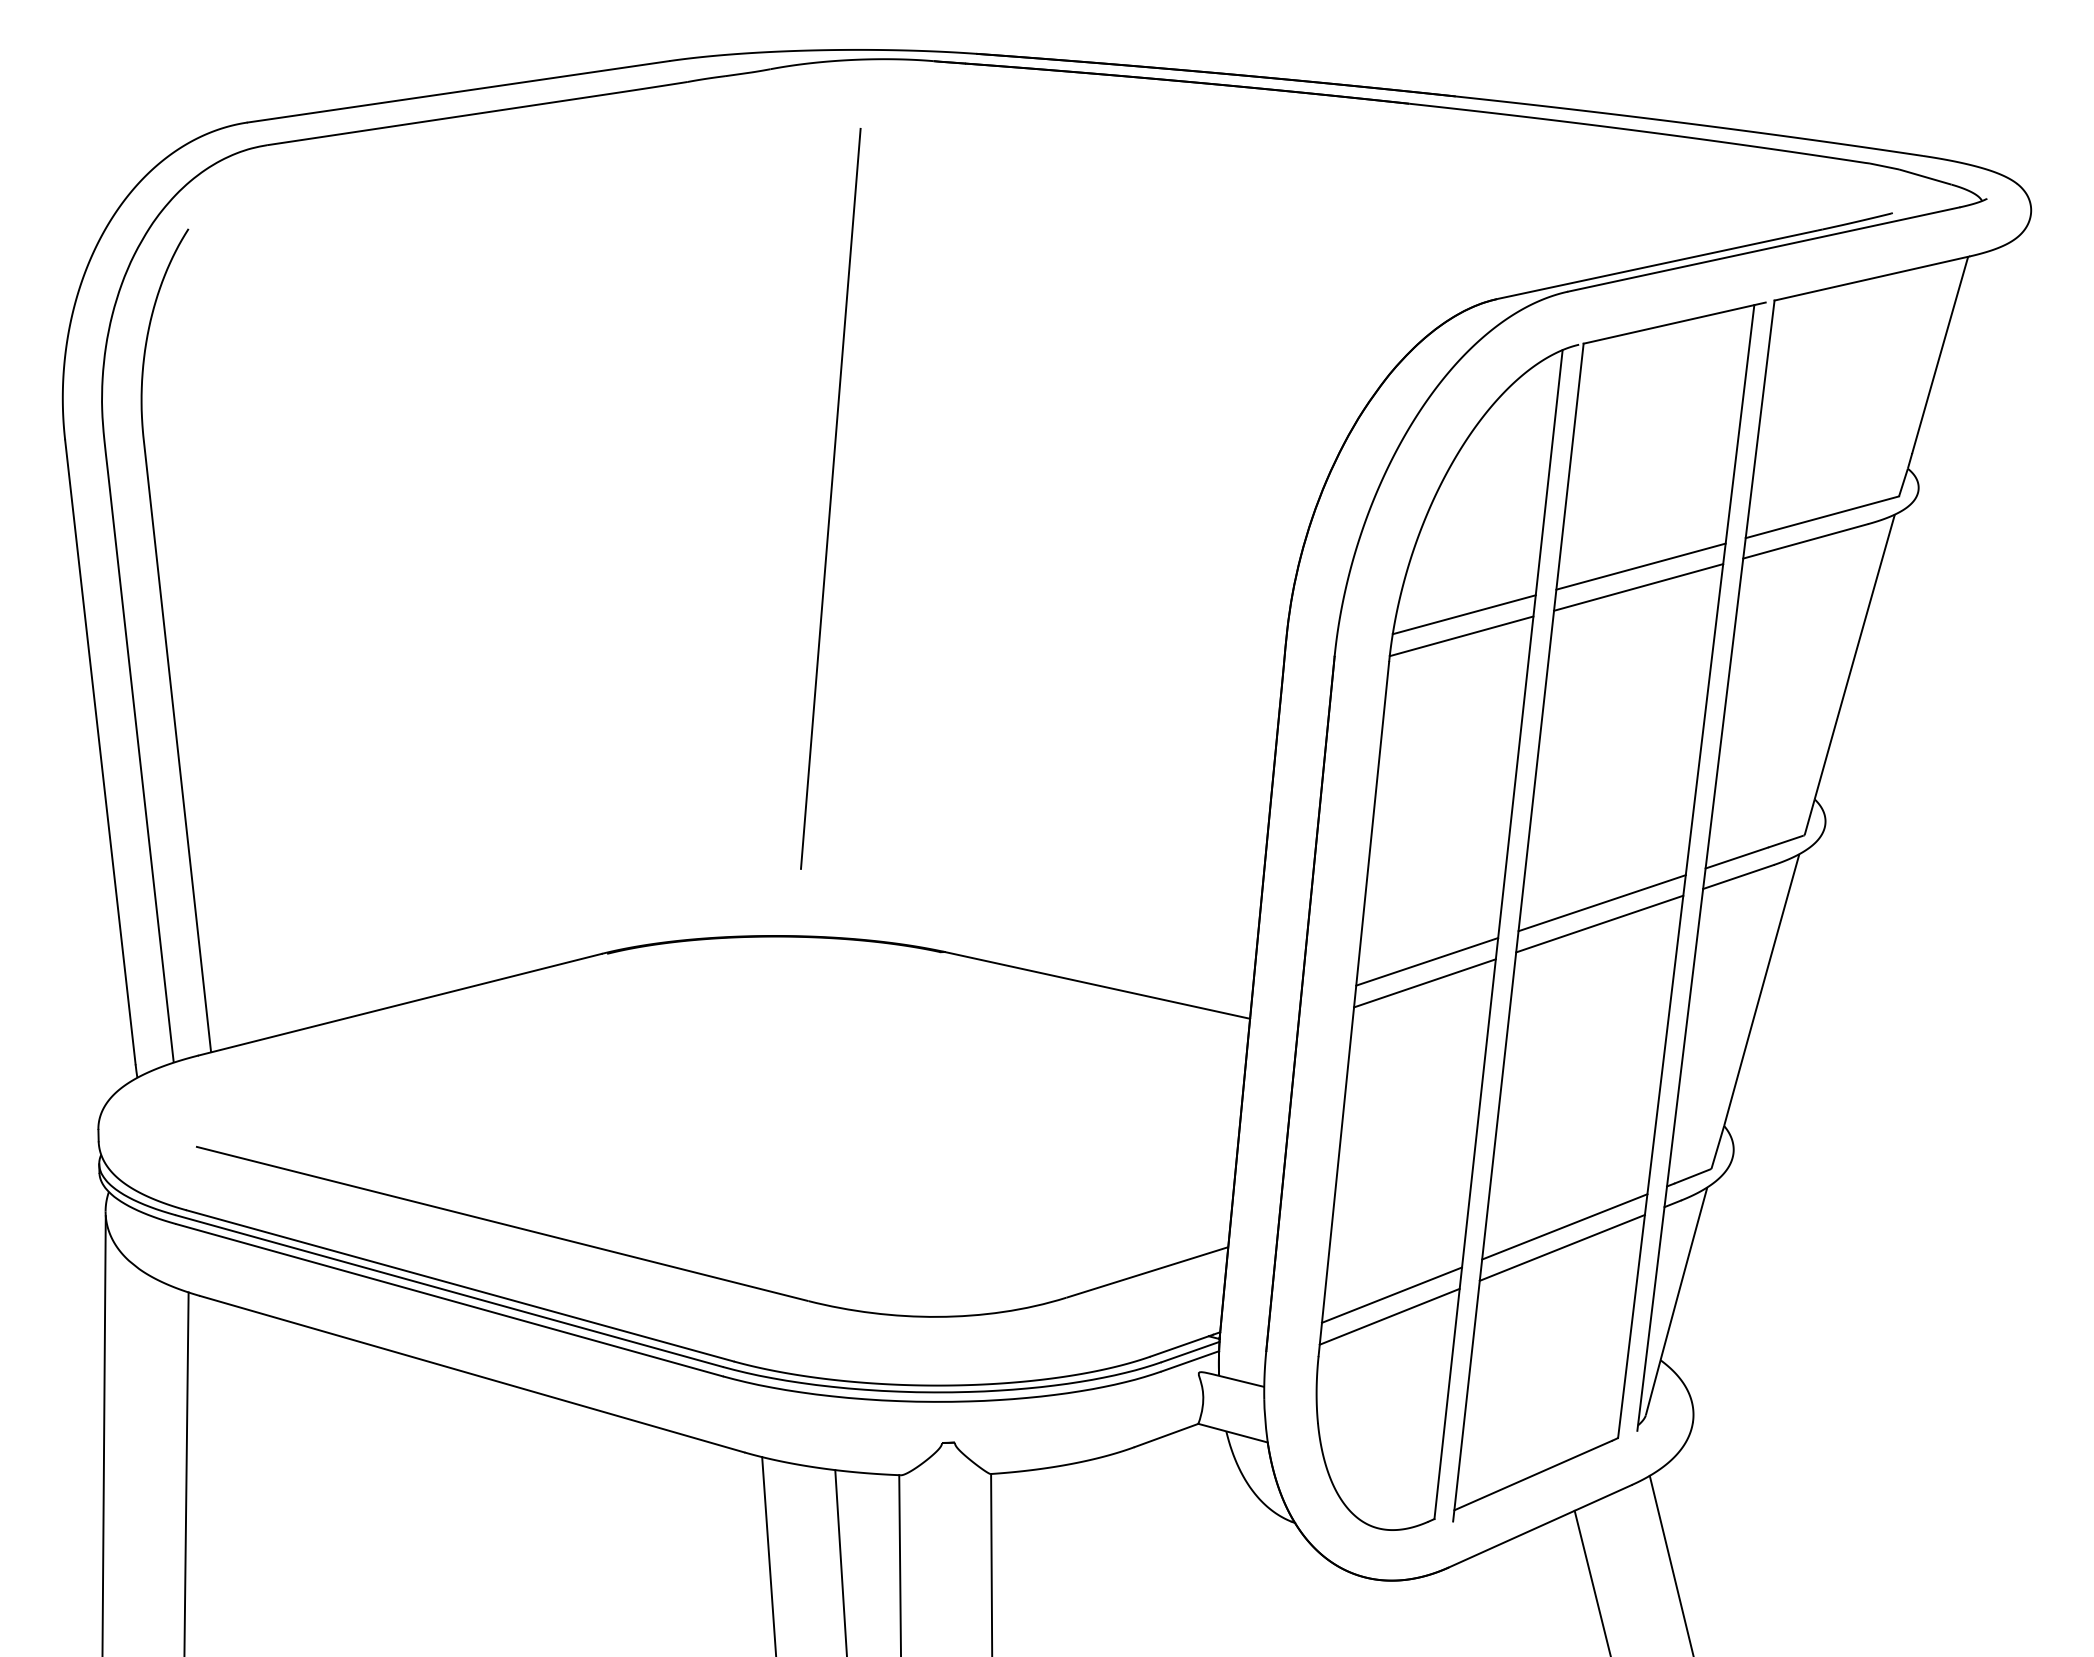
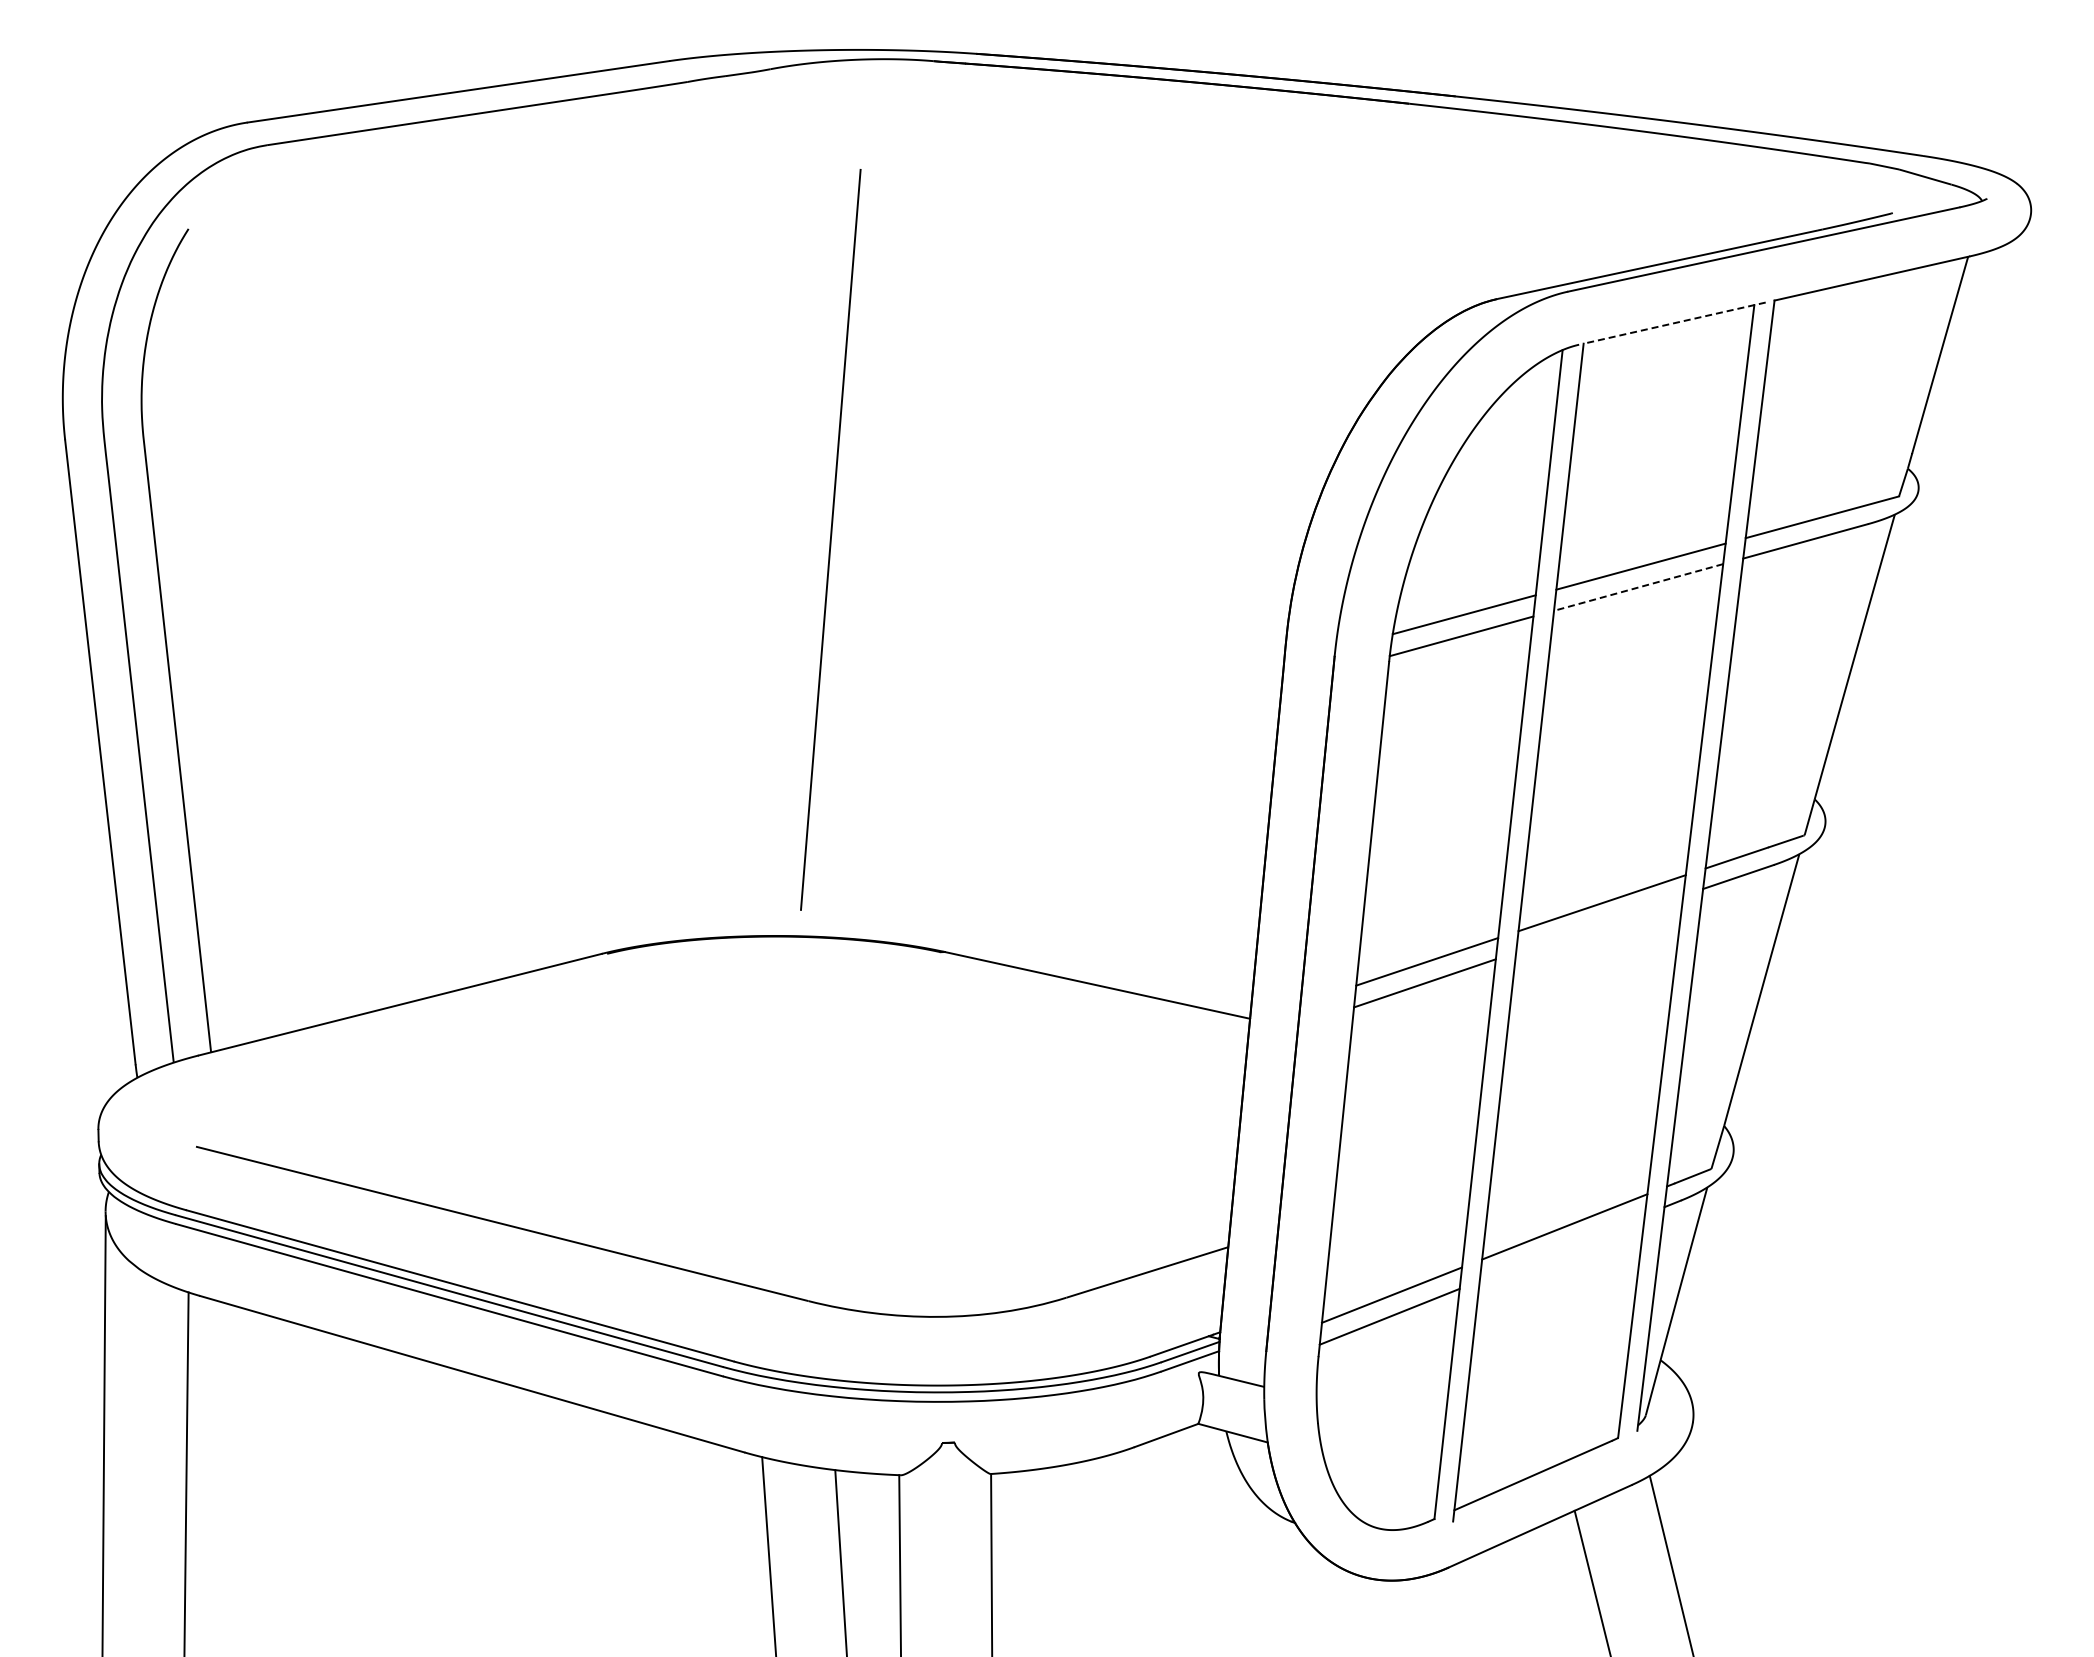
line: solid -> dashed (1674, 323)
line position: (830, 498) -> (830, 539) (830, 539)
line: solid -> dashed (1638, 587)
line: present -> none (1599, 923)
line: present -> none (1561, 1247)
